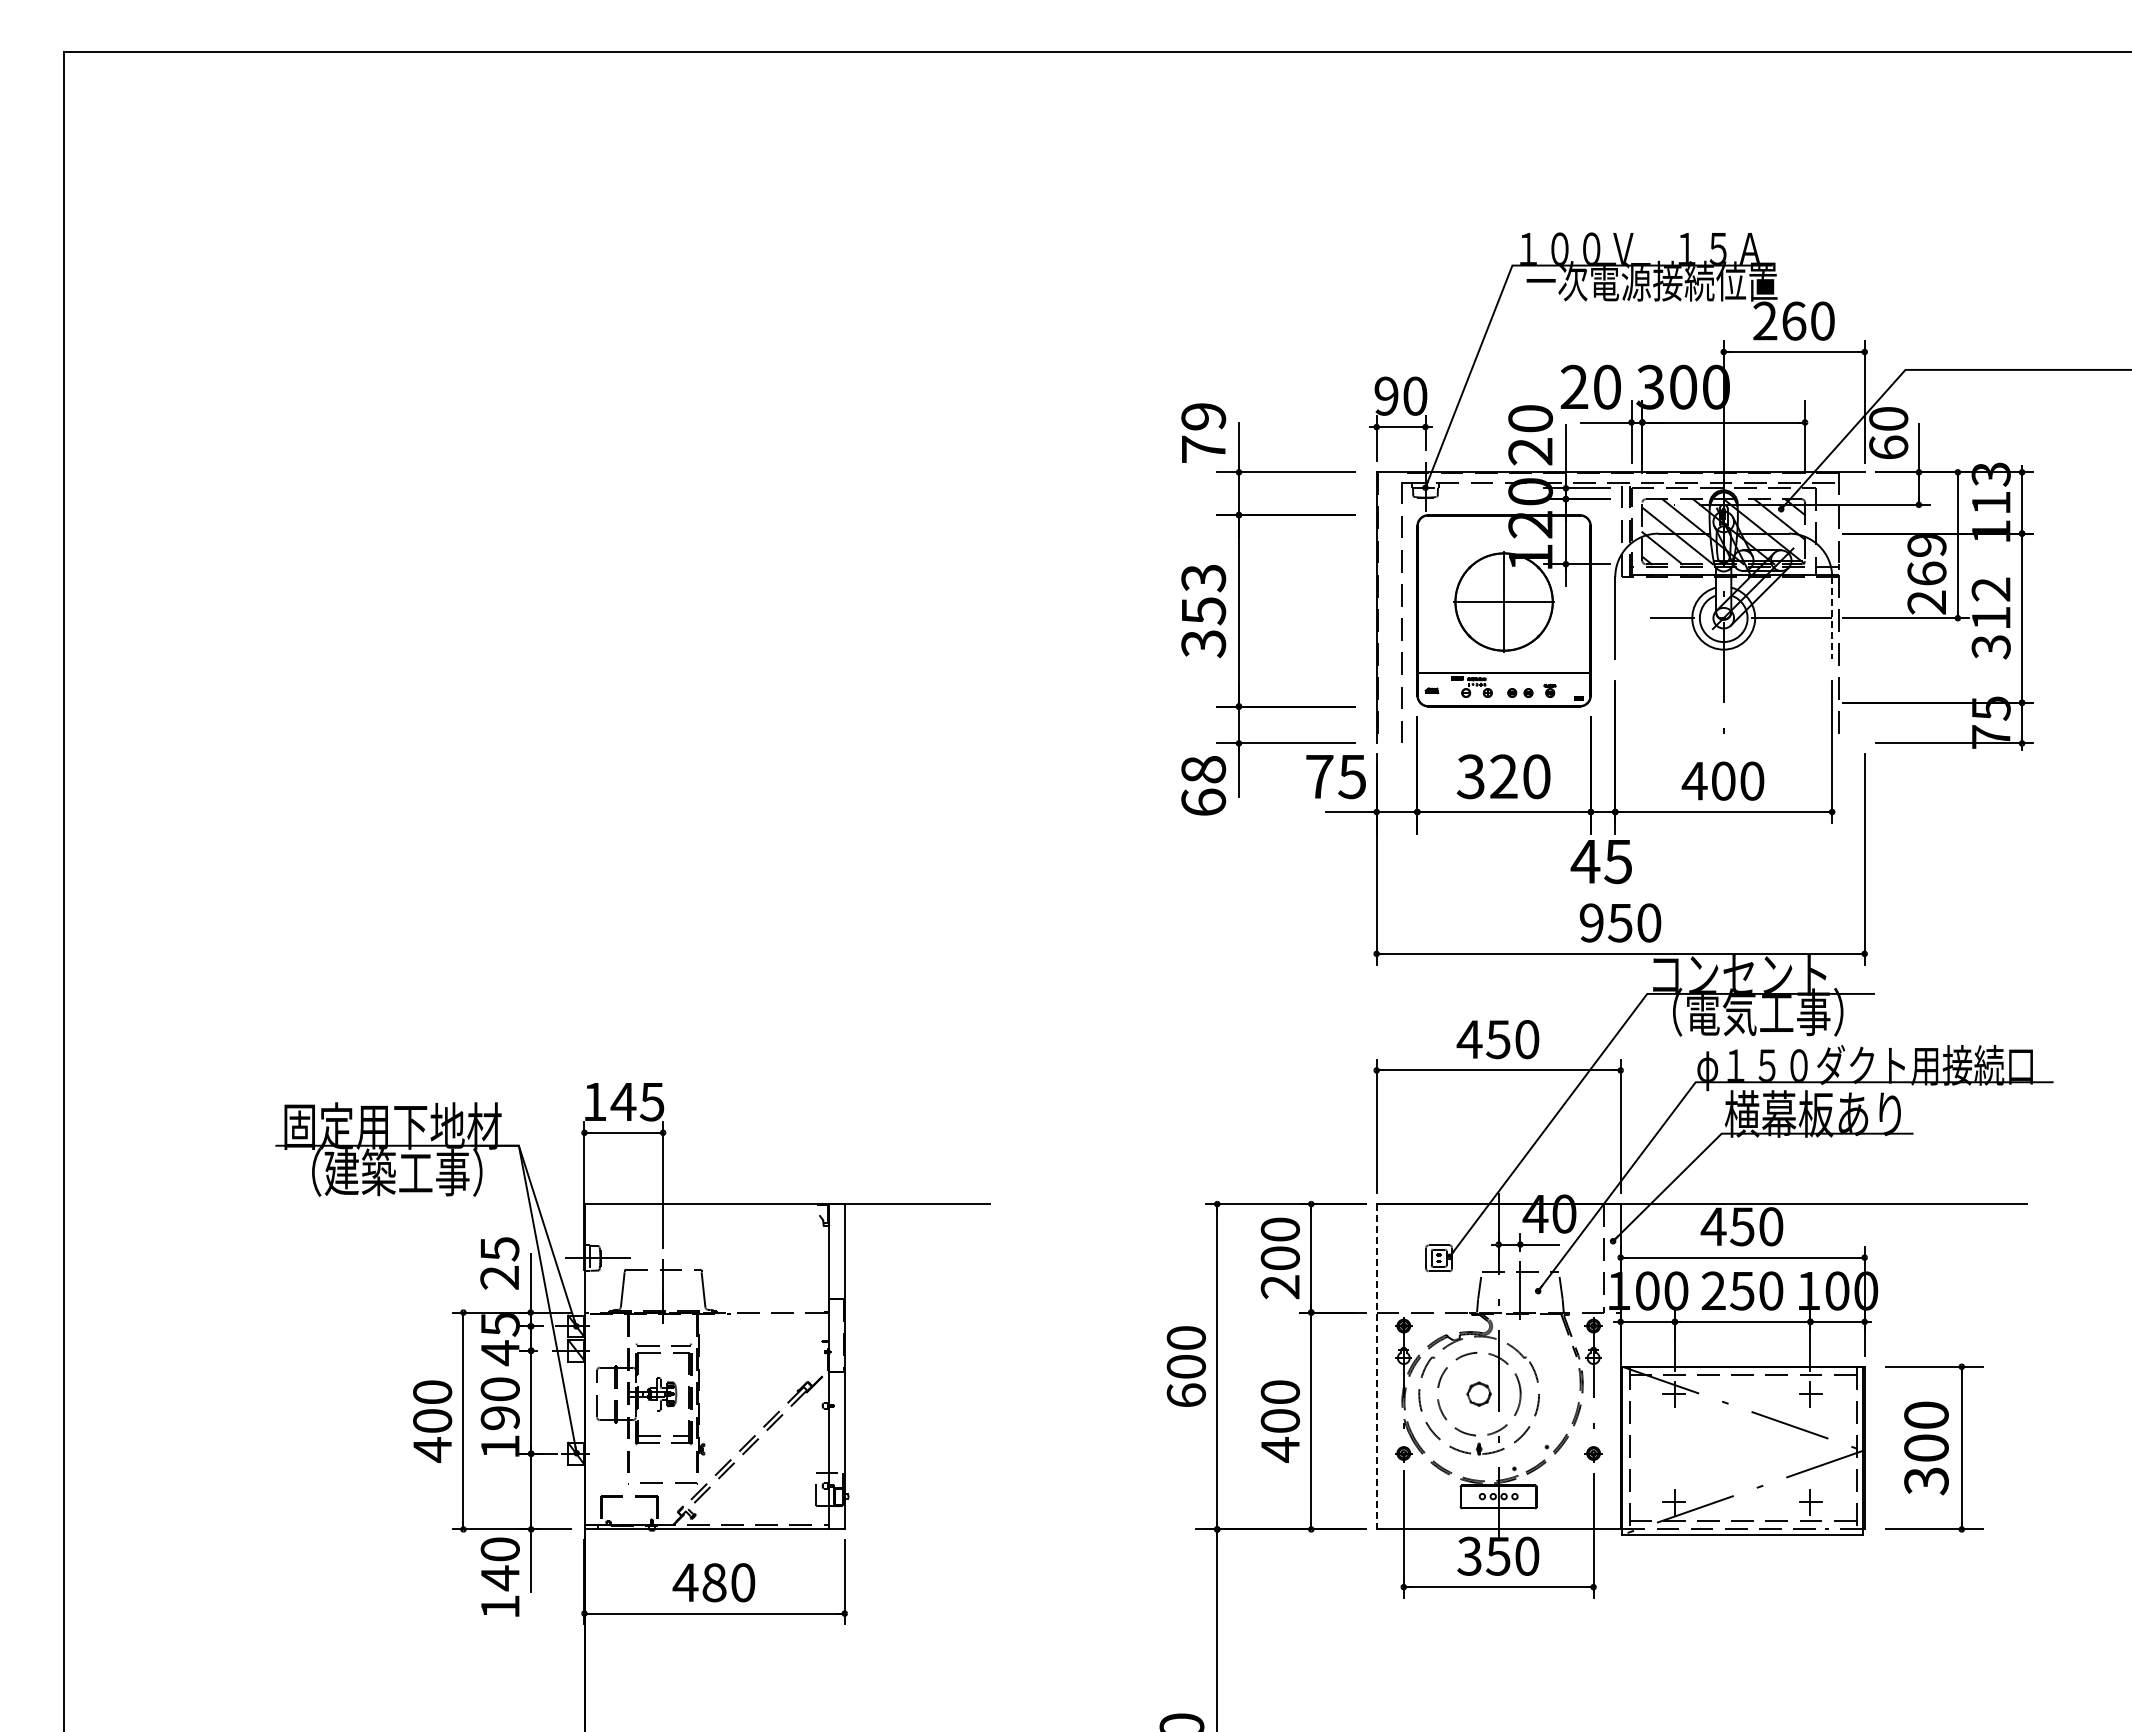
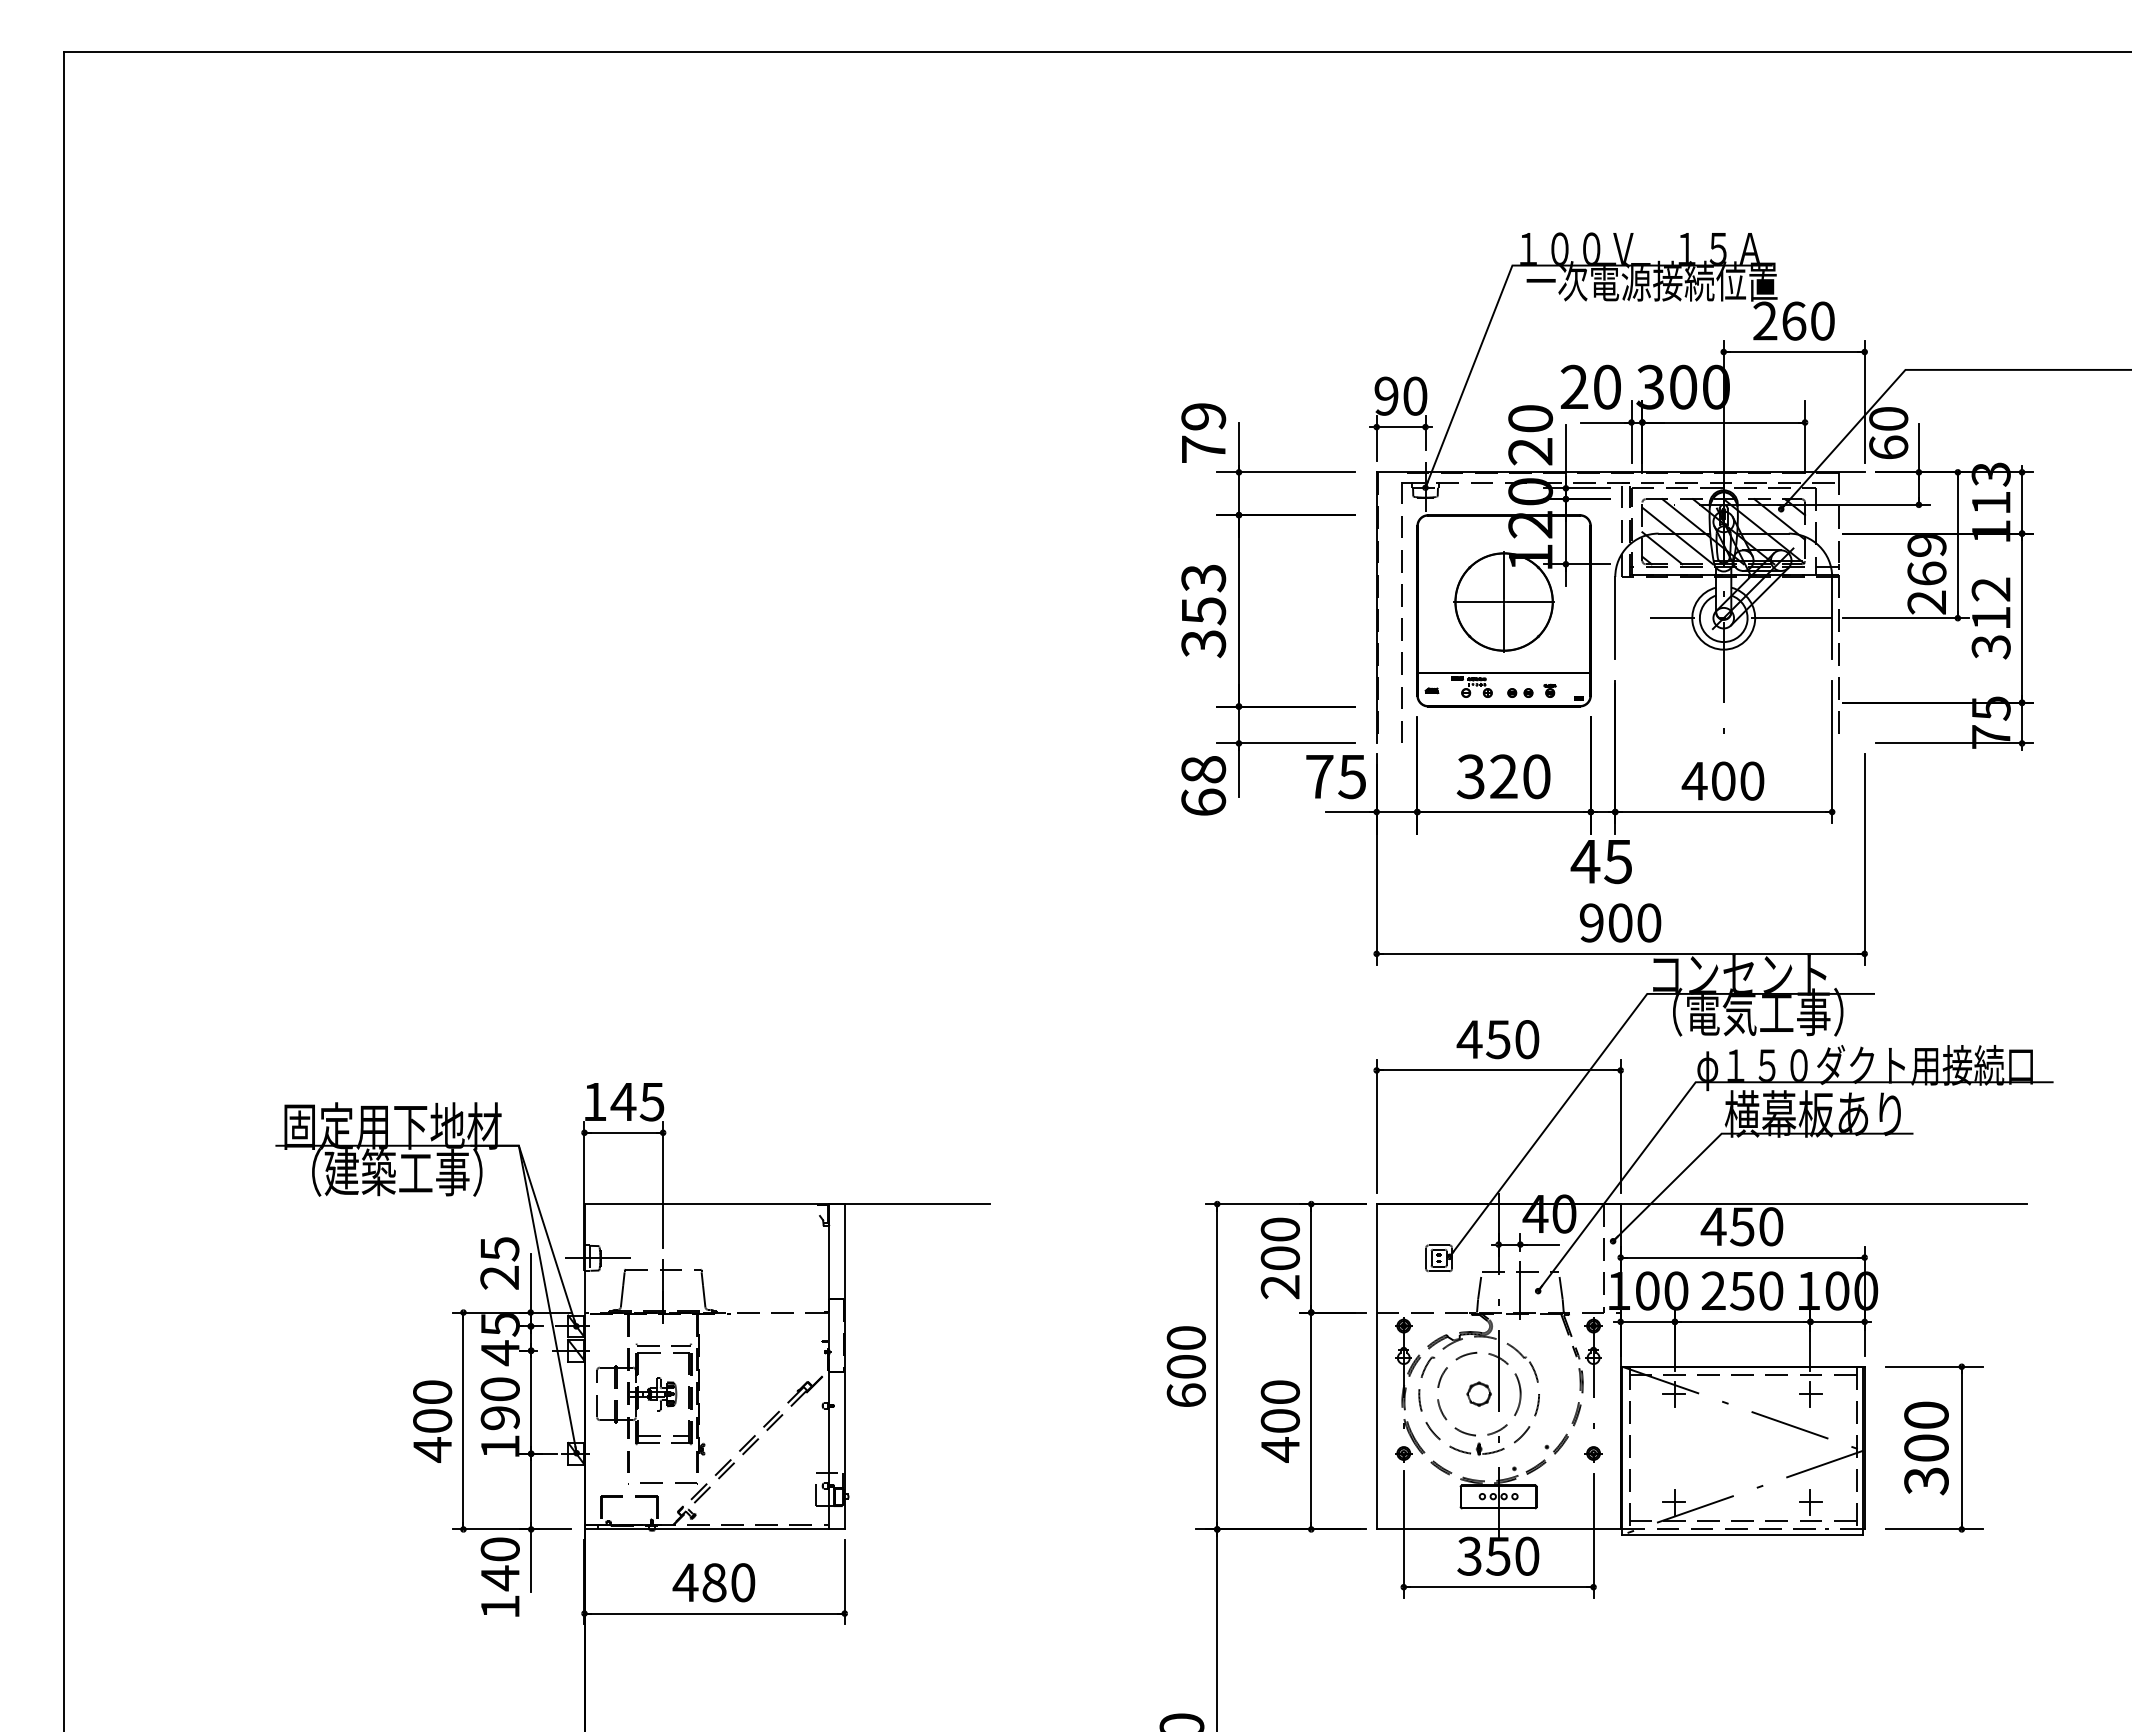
line: dashed -> solid (1832, 618)
text: 950 -> 900 (1620, 922)
line: dashed -> solid (1376, 1366)
